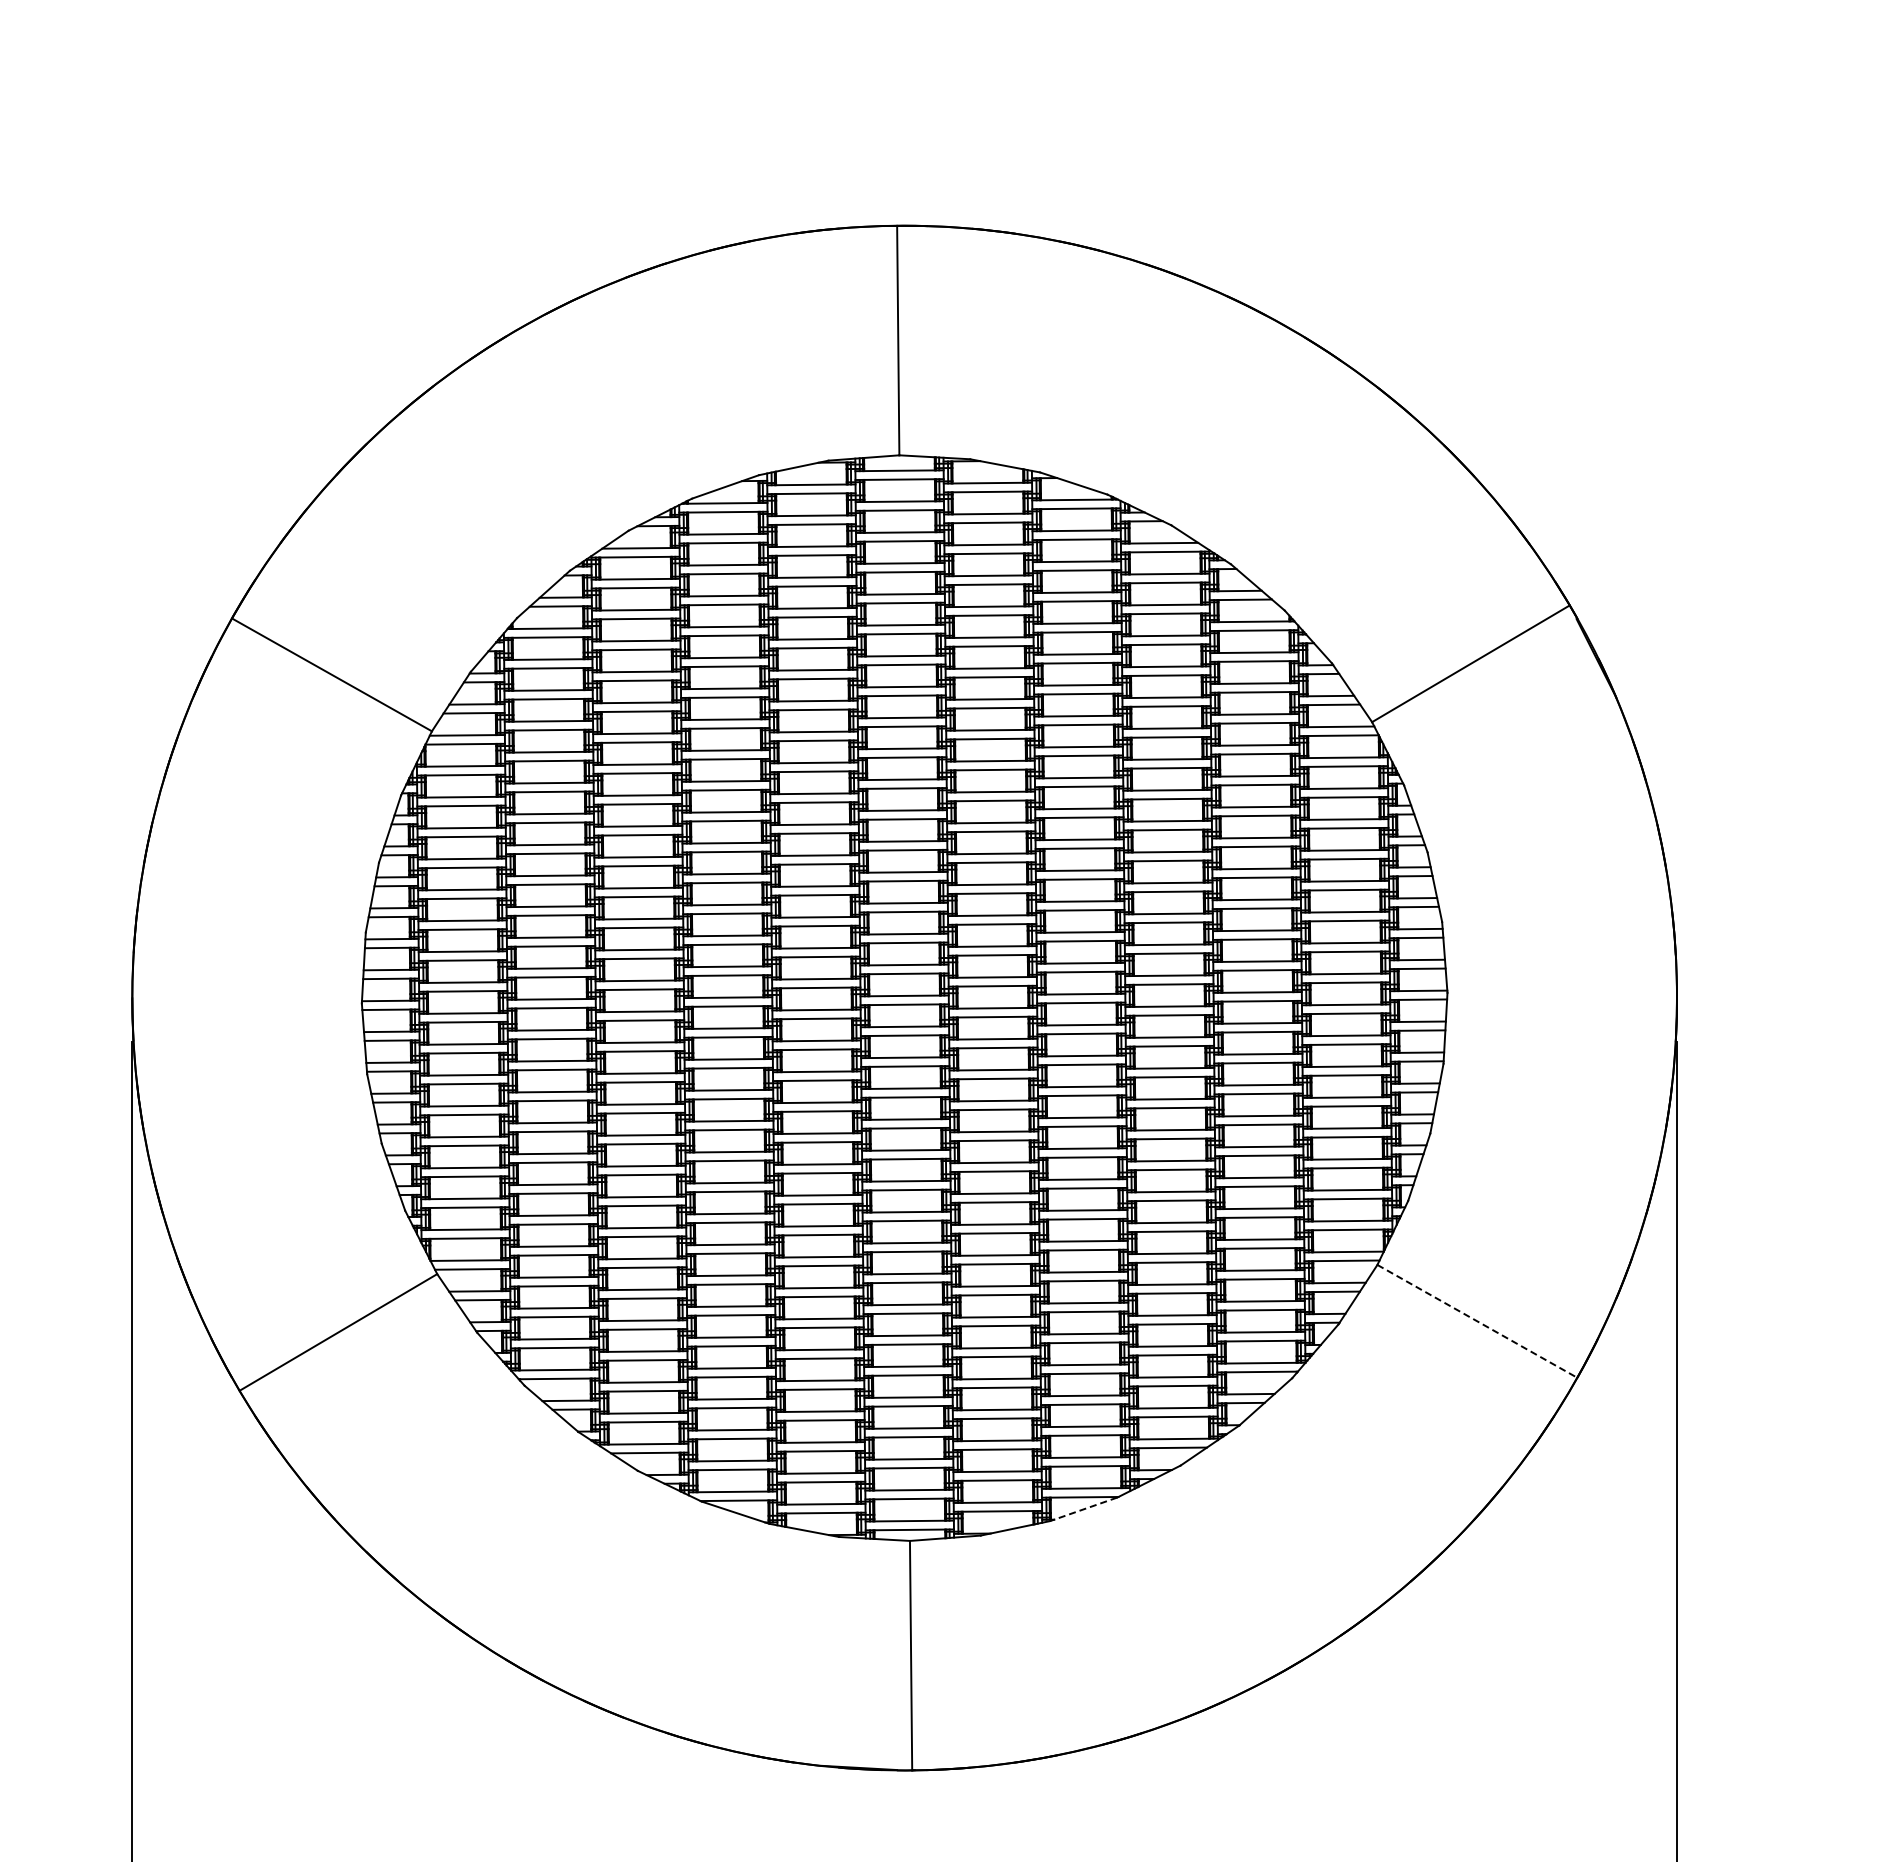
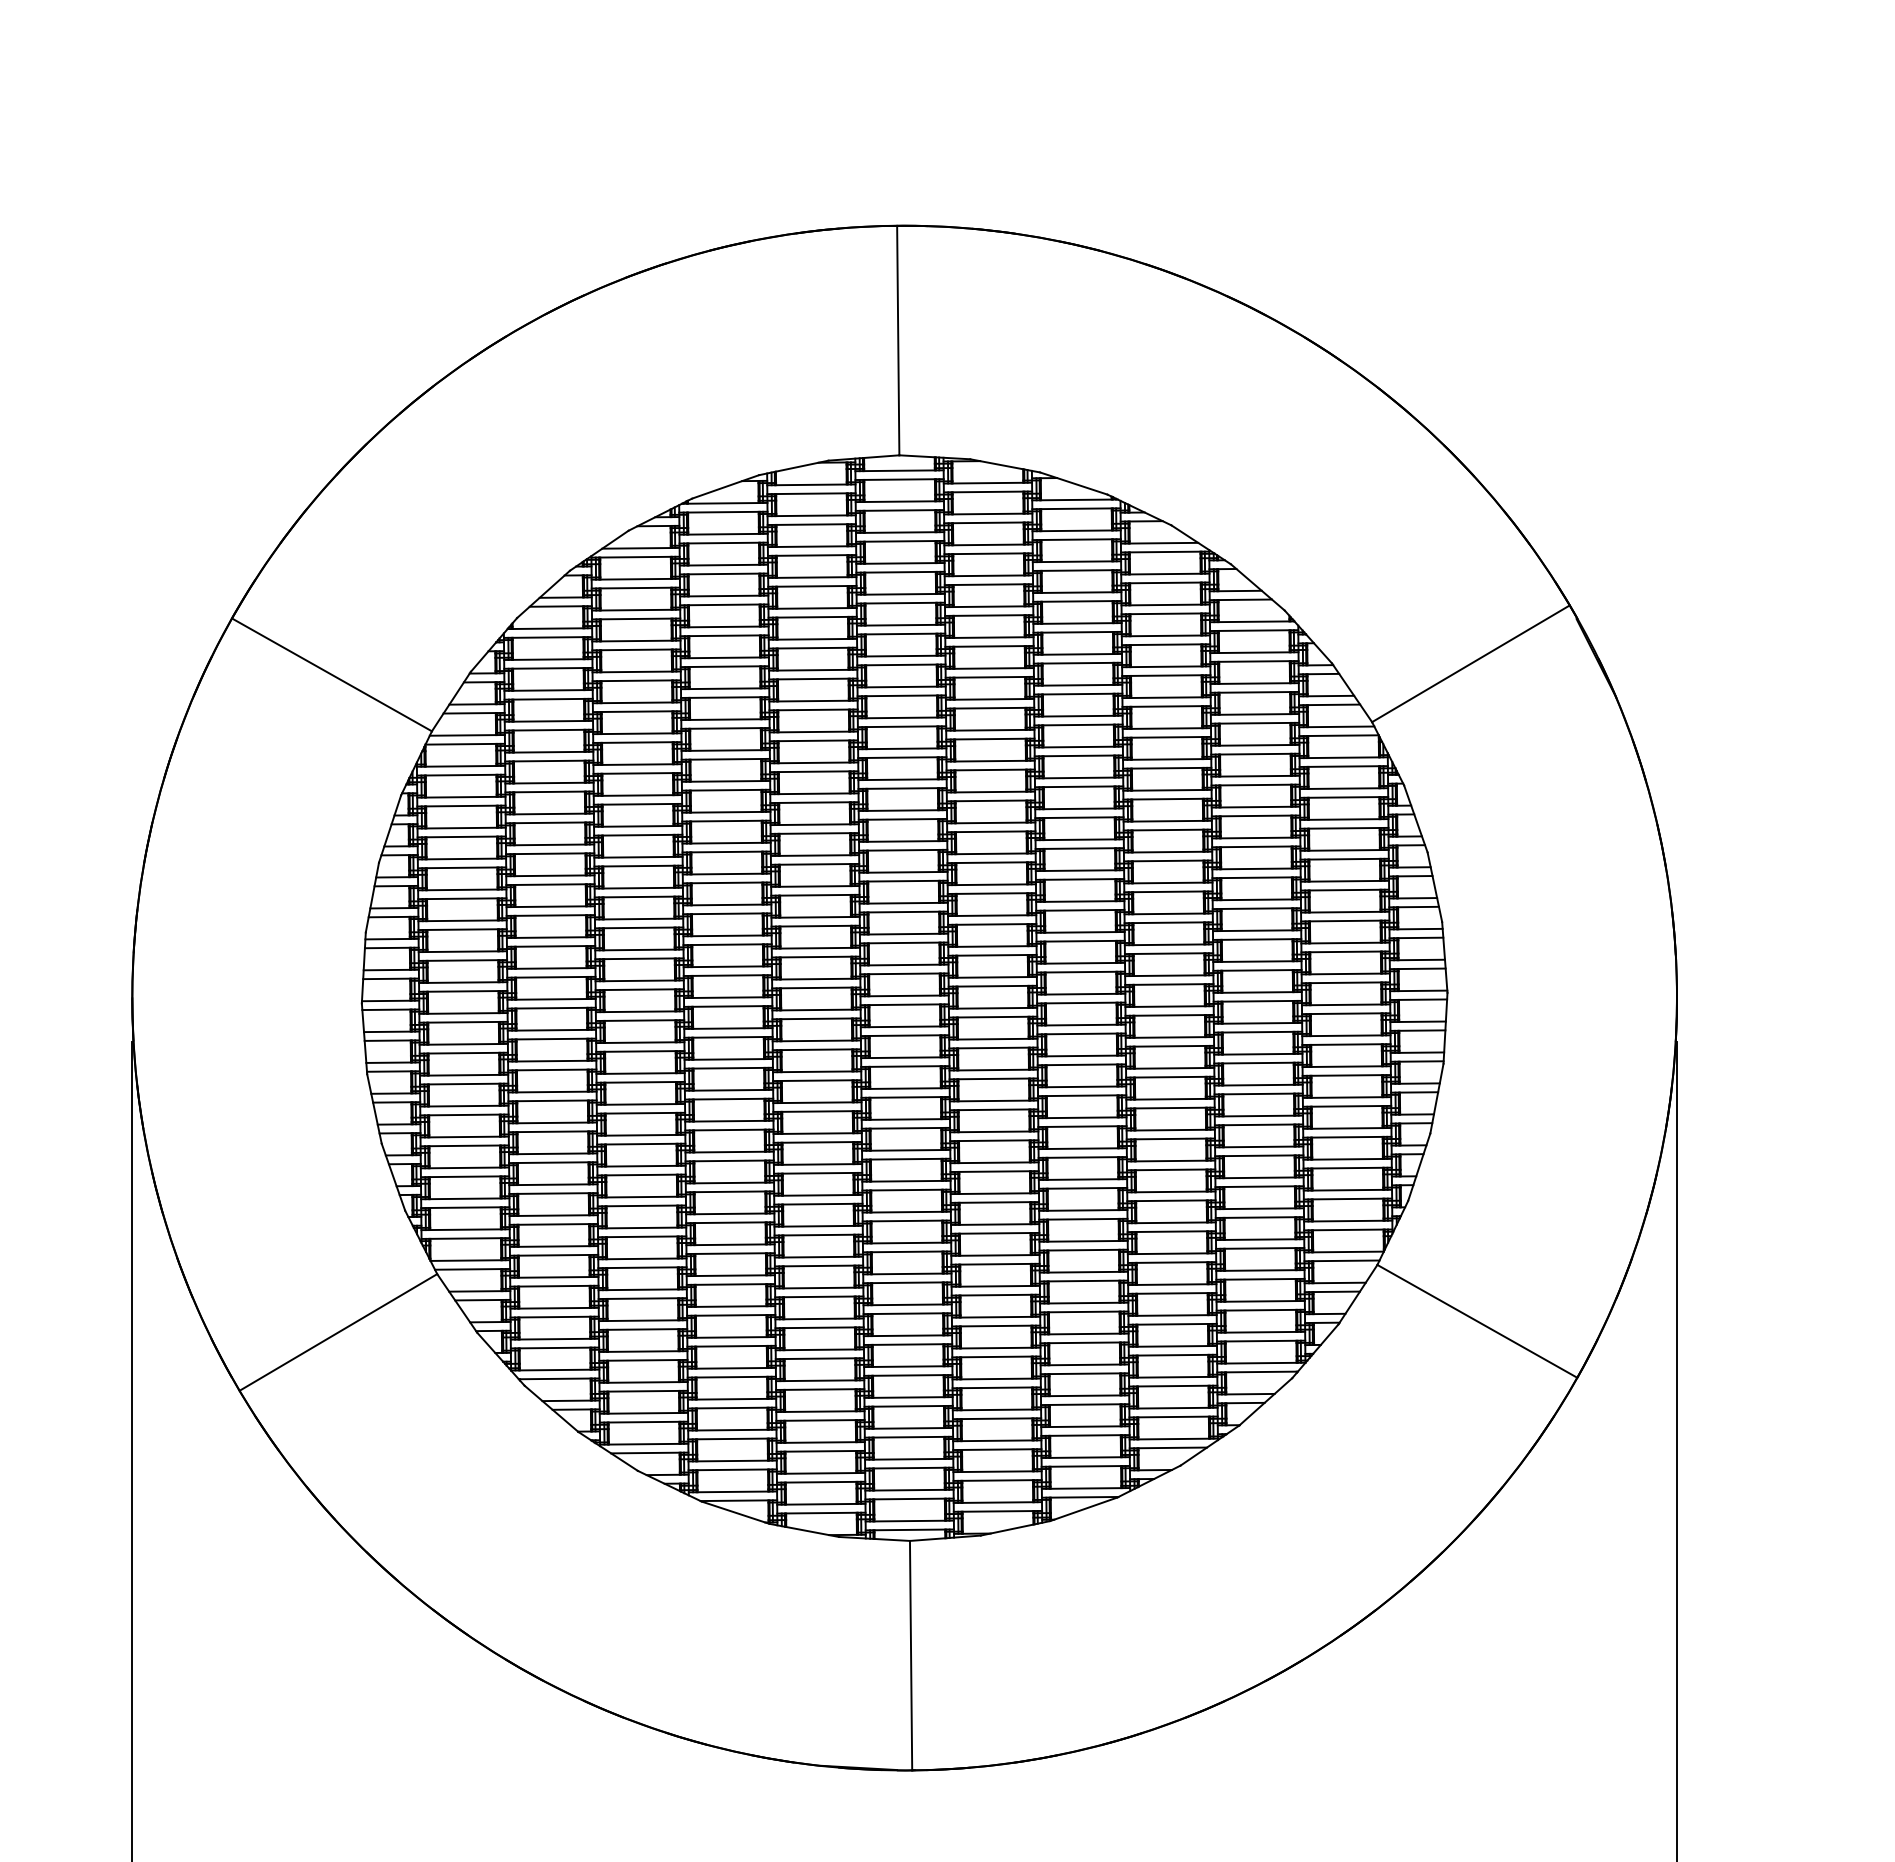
line: dashed -> solid (1477, 1321)
line: dashed -> solid (1083, 1509)
